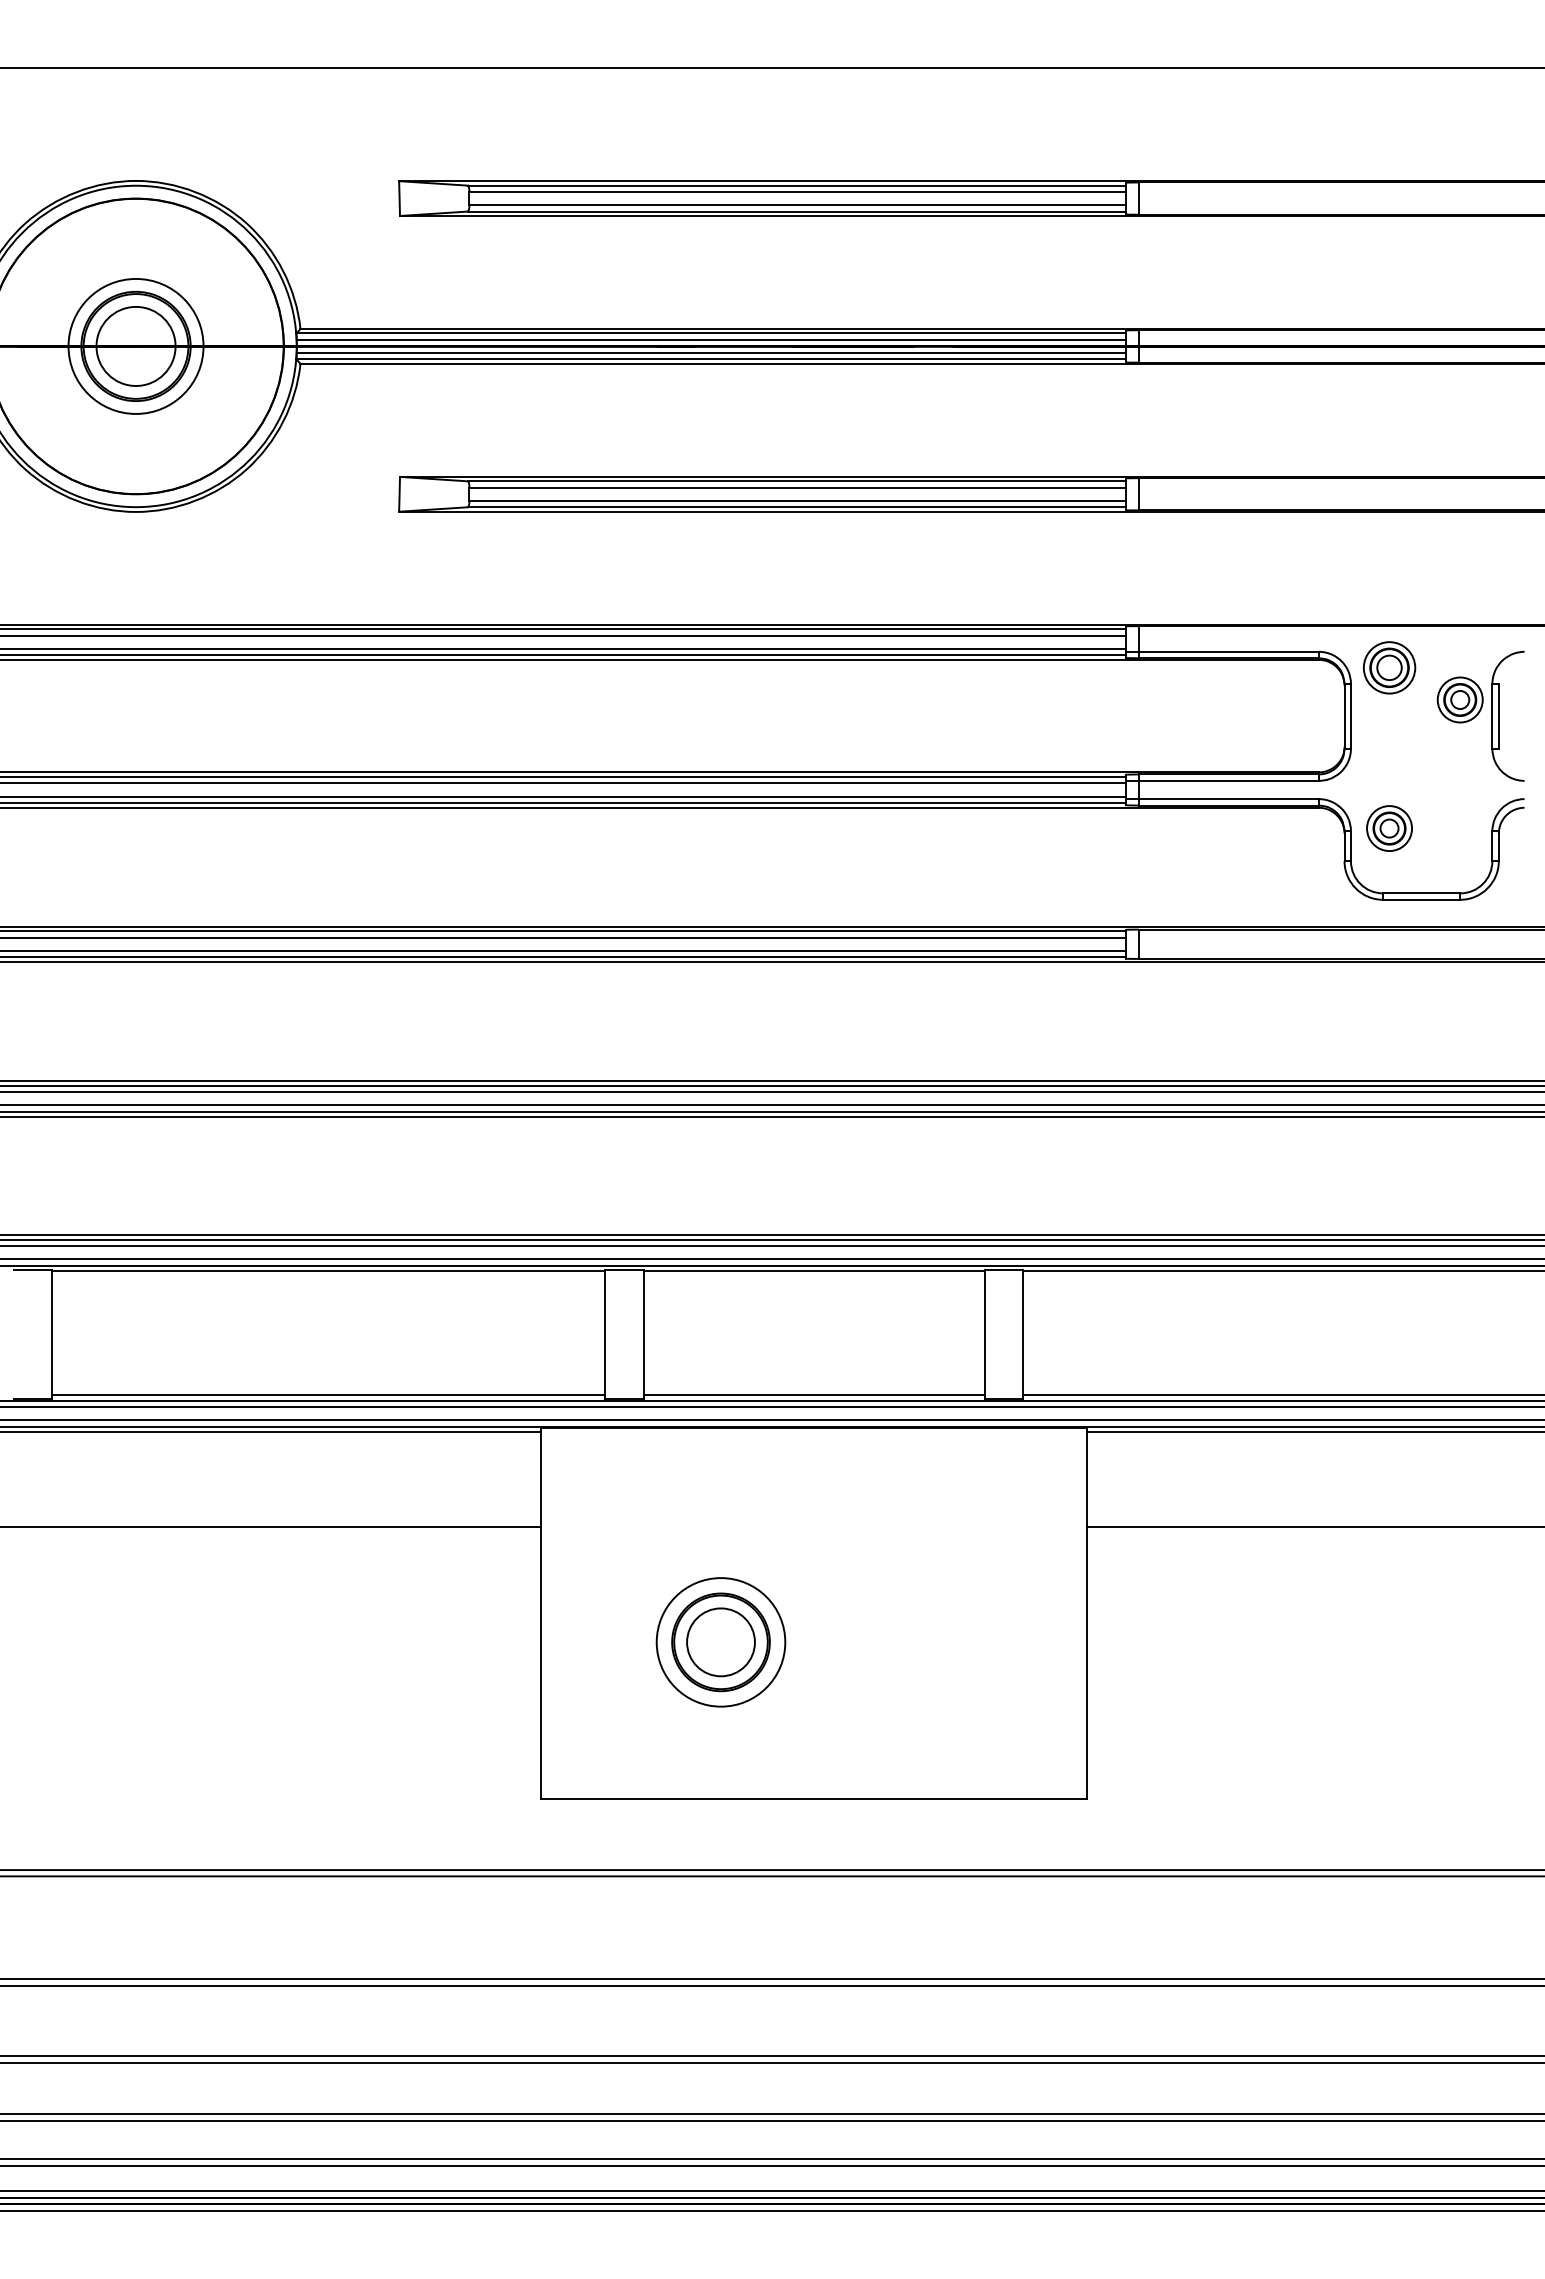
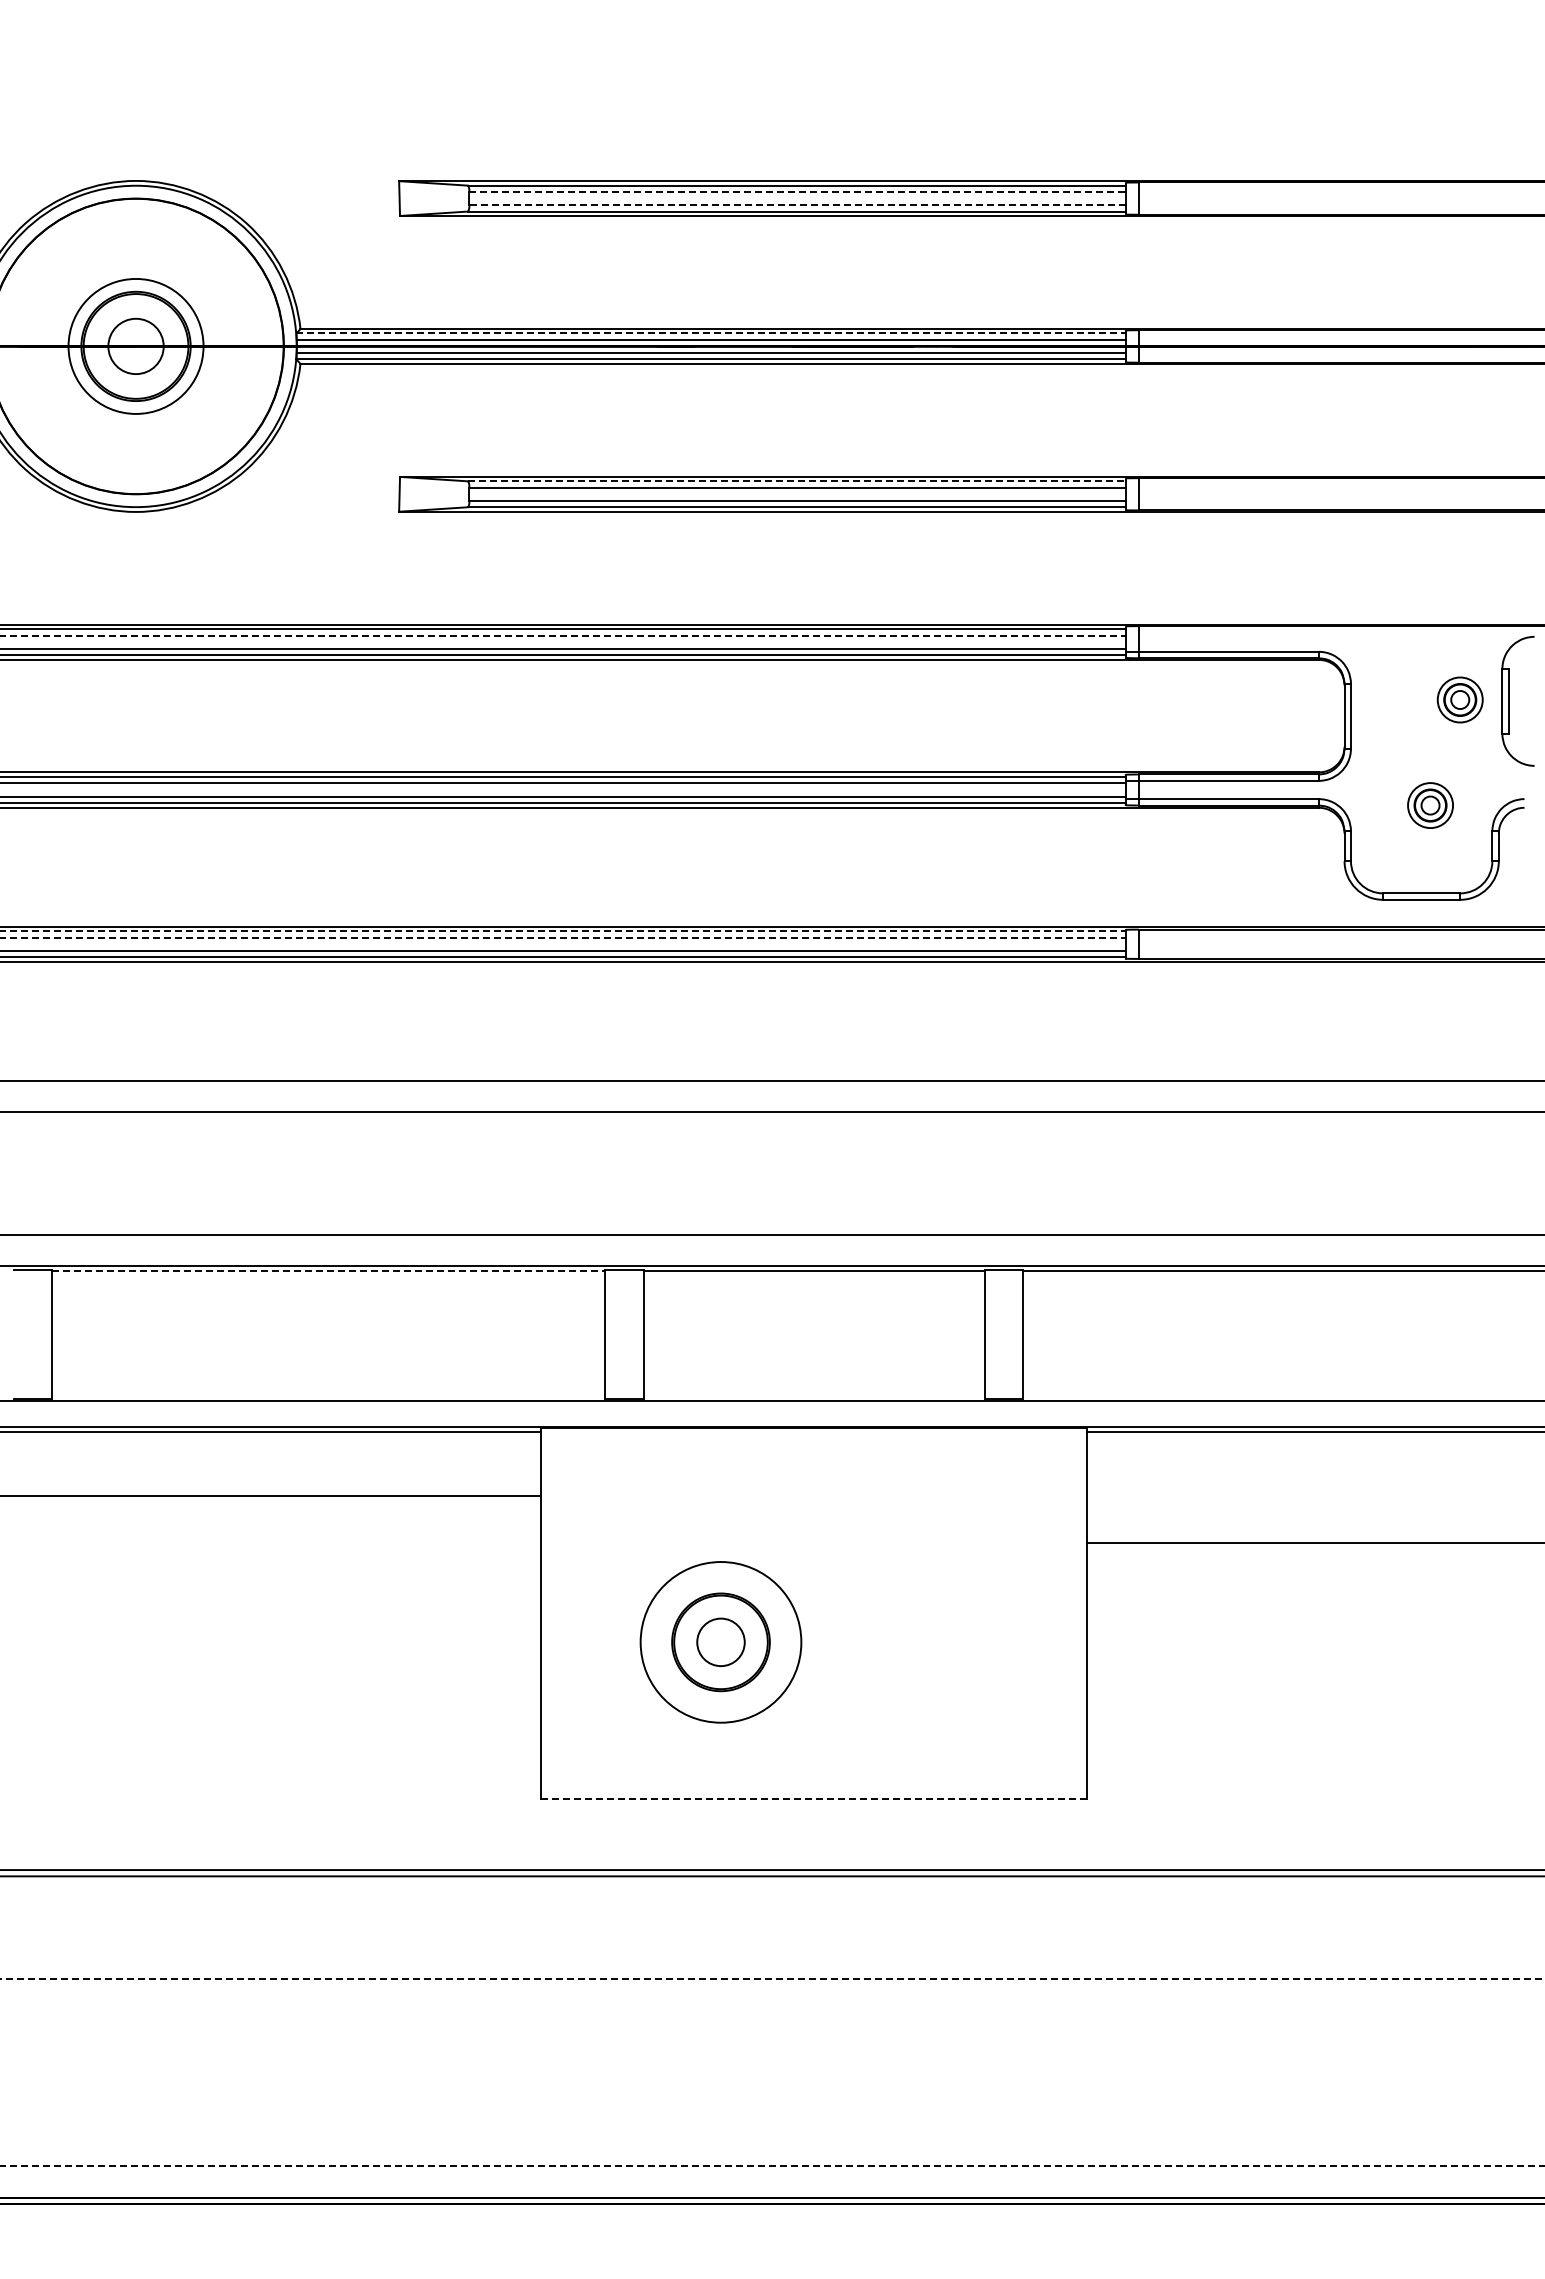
line: present -> none (771, 68)
line: solid -> dashed (798, 192)
line: solid -> dashed (797, 205)
line: solid -> dashed (711, 333)
circle diameter: 79 px -> 55 px (135, 346)
line: solid -> dashed (797, 481)
line: solid -> dashed (563, 635)
part: present -> none (1389, 667)
part position: (1499, 716) -> (1509, 701) (1509, 701)
part position: (1389, 828) -> (1430, 805) (1430, 805)
line: solid -> dashed (563, 931)
line: solid -> dashed (563, 937)
line: present -> none (771, 1085)
line: present -> none (771, 1092)
line: present -> none (771, 1105)
line: present -> none (771, 1116)
line: present -> none (771, 1239)
line: present -> none (771, 1246)
line: present -> none (771, 1259)
line: solid -> dashed (329, 1271)
line: present -> none (328, 1395)
line: present -> none (813, 1395)
line: present -> none (1282, 1395)
line: present -> none (771, 1406)
line: present -> none (771, 1420)
line position: (271, 1526) -> (271, 1495) (271, 1495)
line position: (1314, 1526) -> (1314, 1542) (1314, 1542)
circle diameter: 129 px -> 161 px (720, 1642)
circle diameter: 68 px -> 48 px (720, 1642)
line: solid -> dashed (813, 1799)
line: solid -> dashed (772, 1979)
line: present -> none (771, 1985)
line: present -> none (771, 2056)
line: present -> none (771, 2062)
line: present -> none (771, 2114)
line: present -> none (771, 2120)
line: present -> none (771, 2159)
line: solid -> dashed (772, 2165)
line: present -> none (771, 2191)
line: present -> none (771, 2210)
